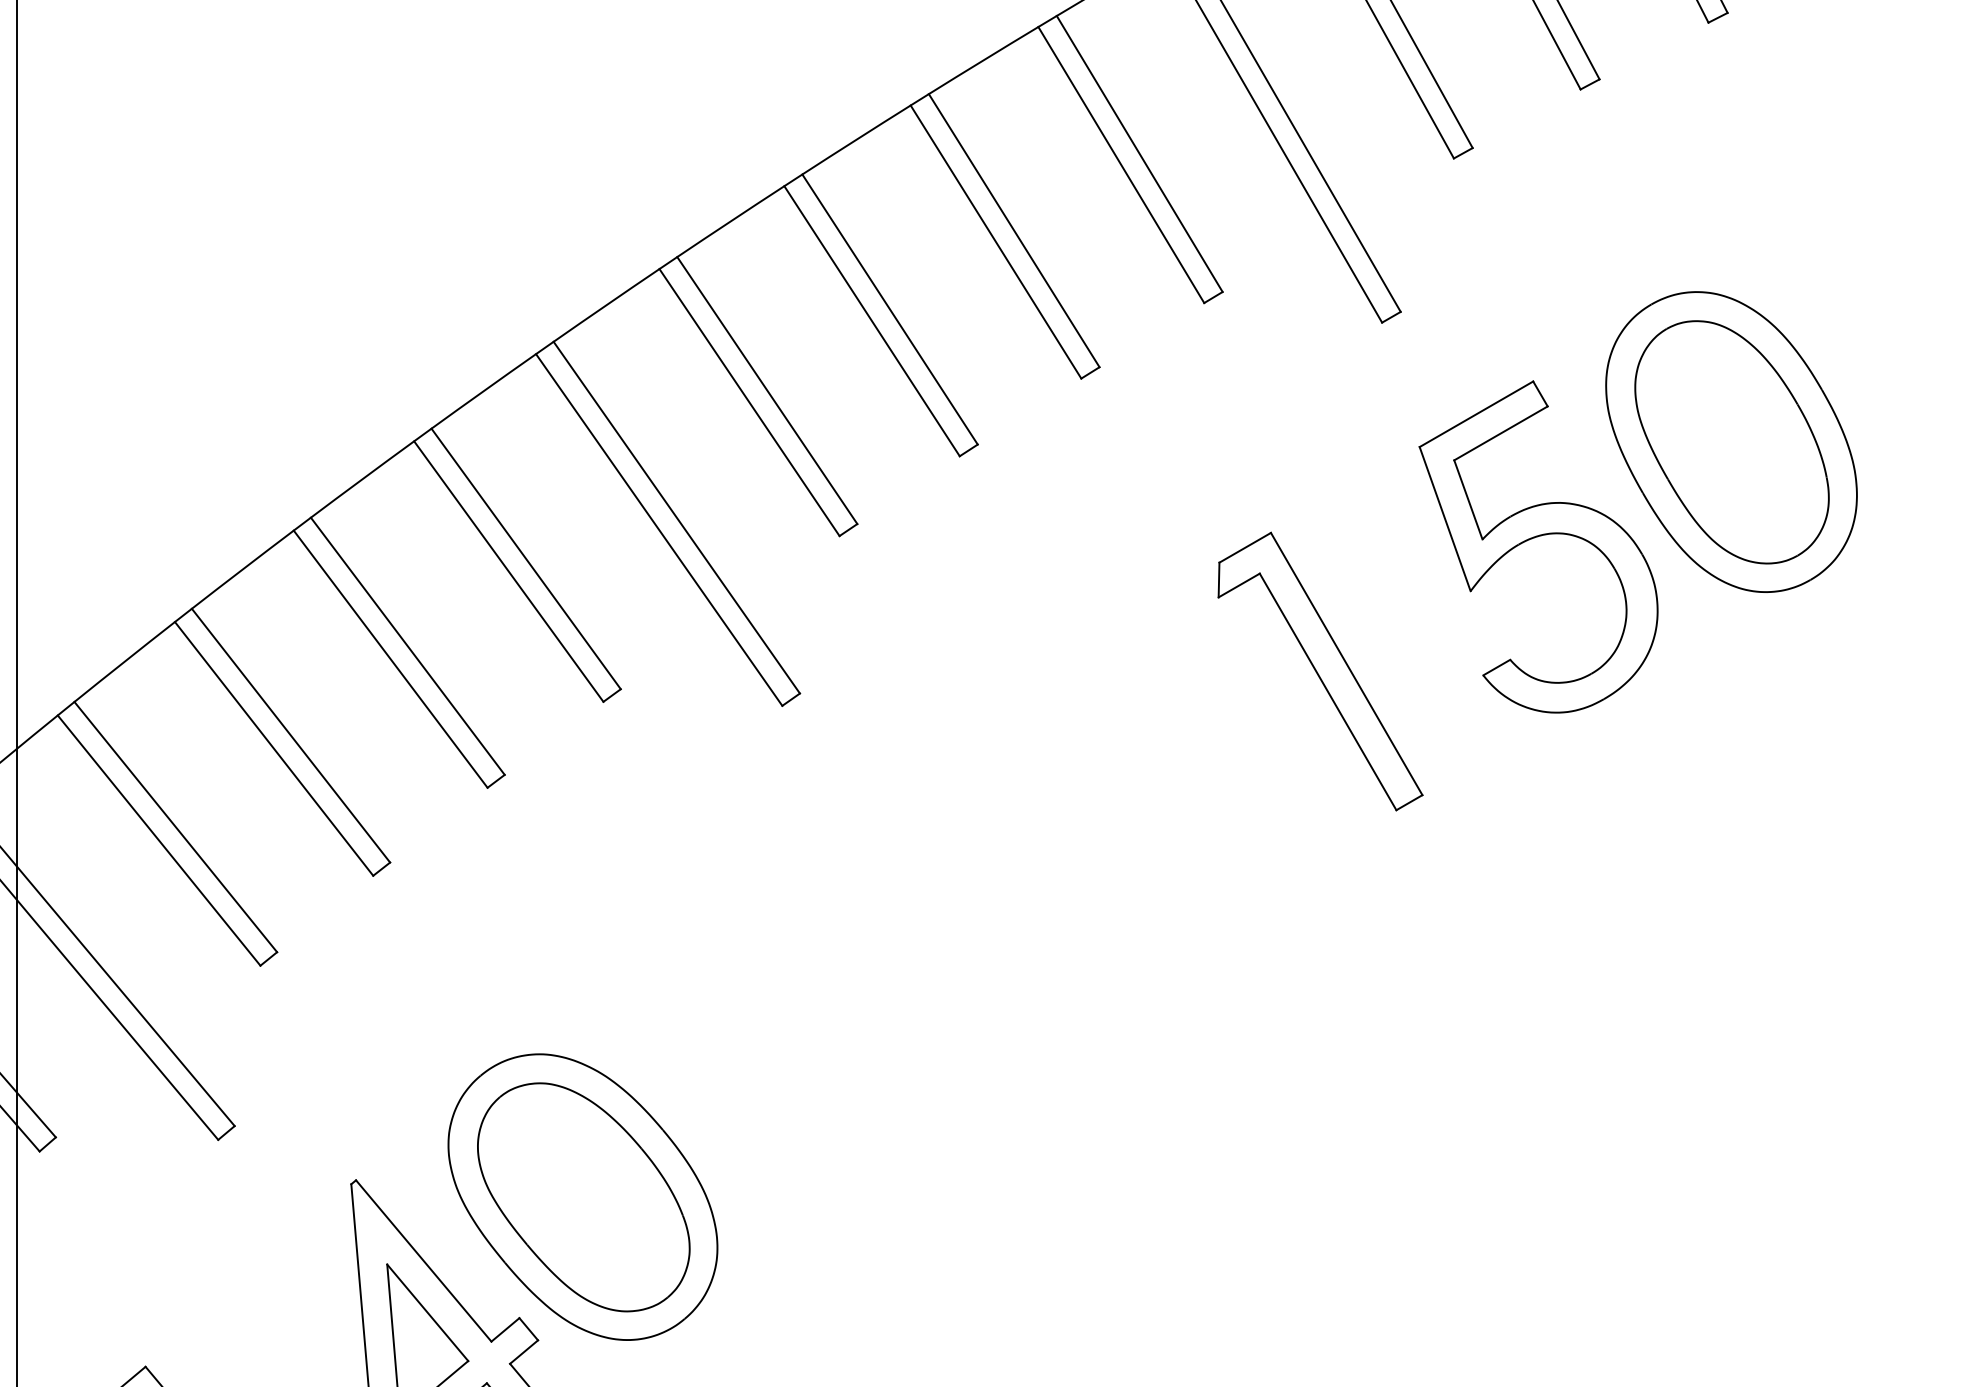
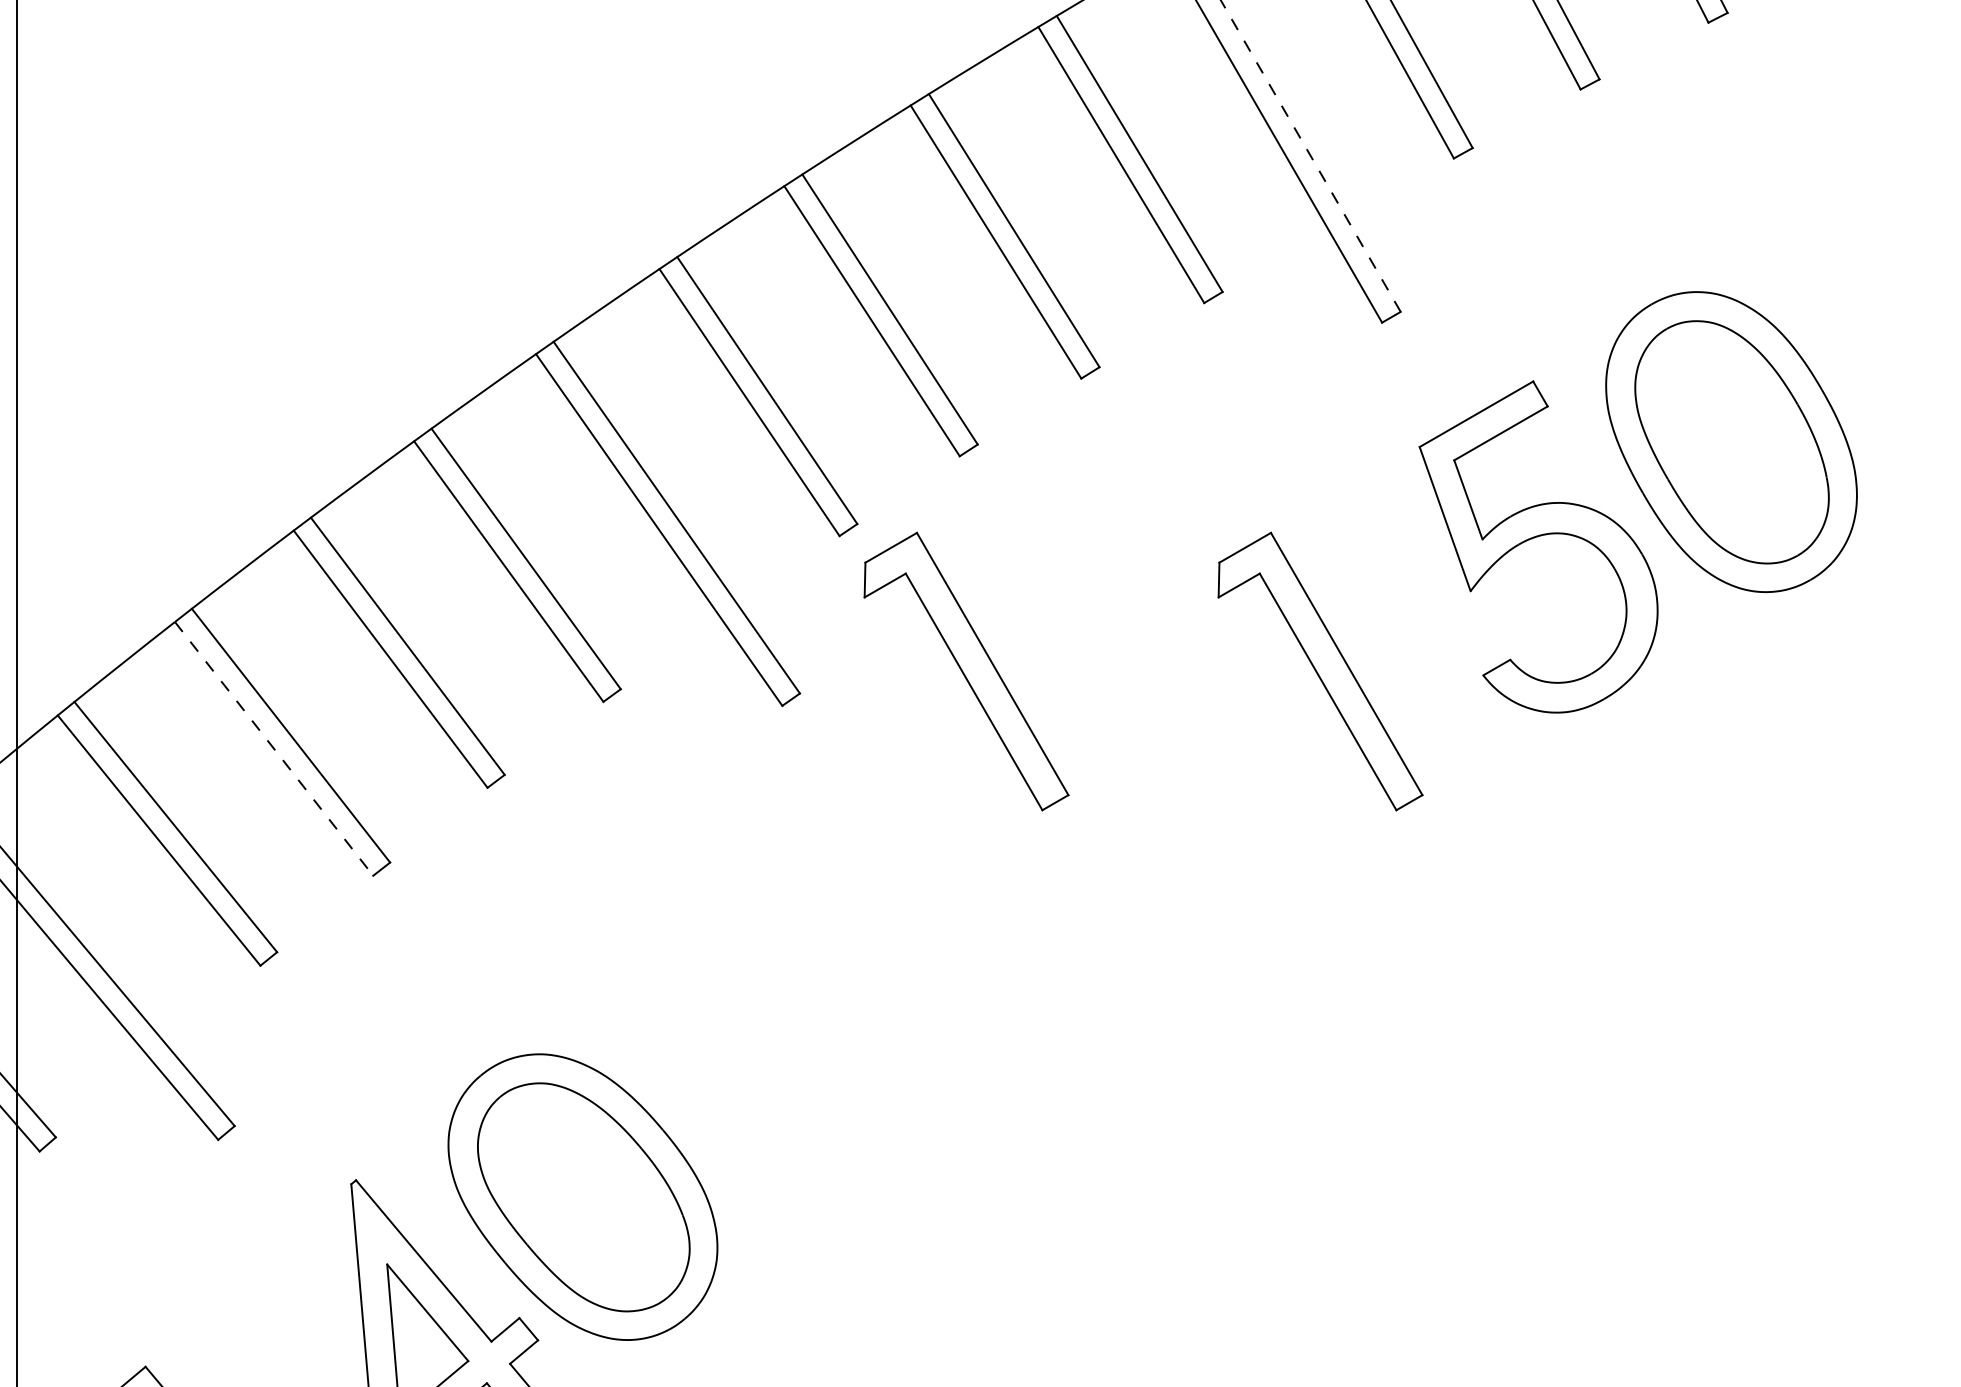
line: solid -> dashed (1310, 156)
part: none -> present (966, 671)
line: solid -> dashed (274, 749)
